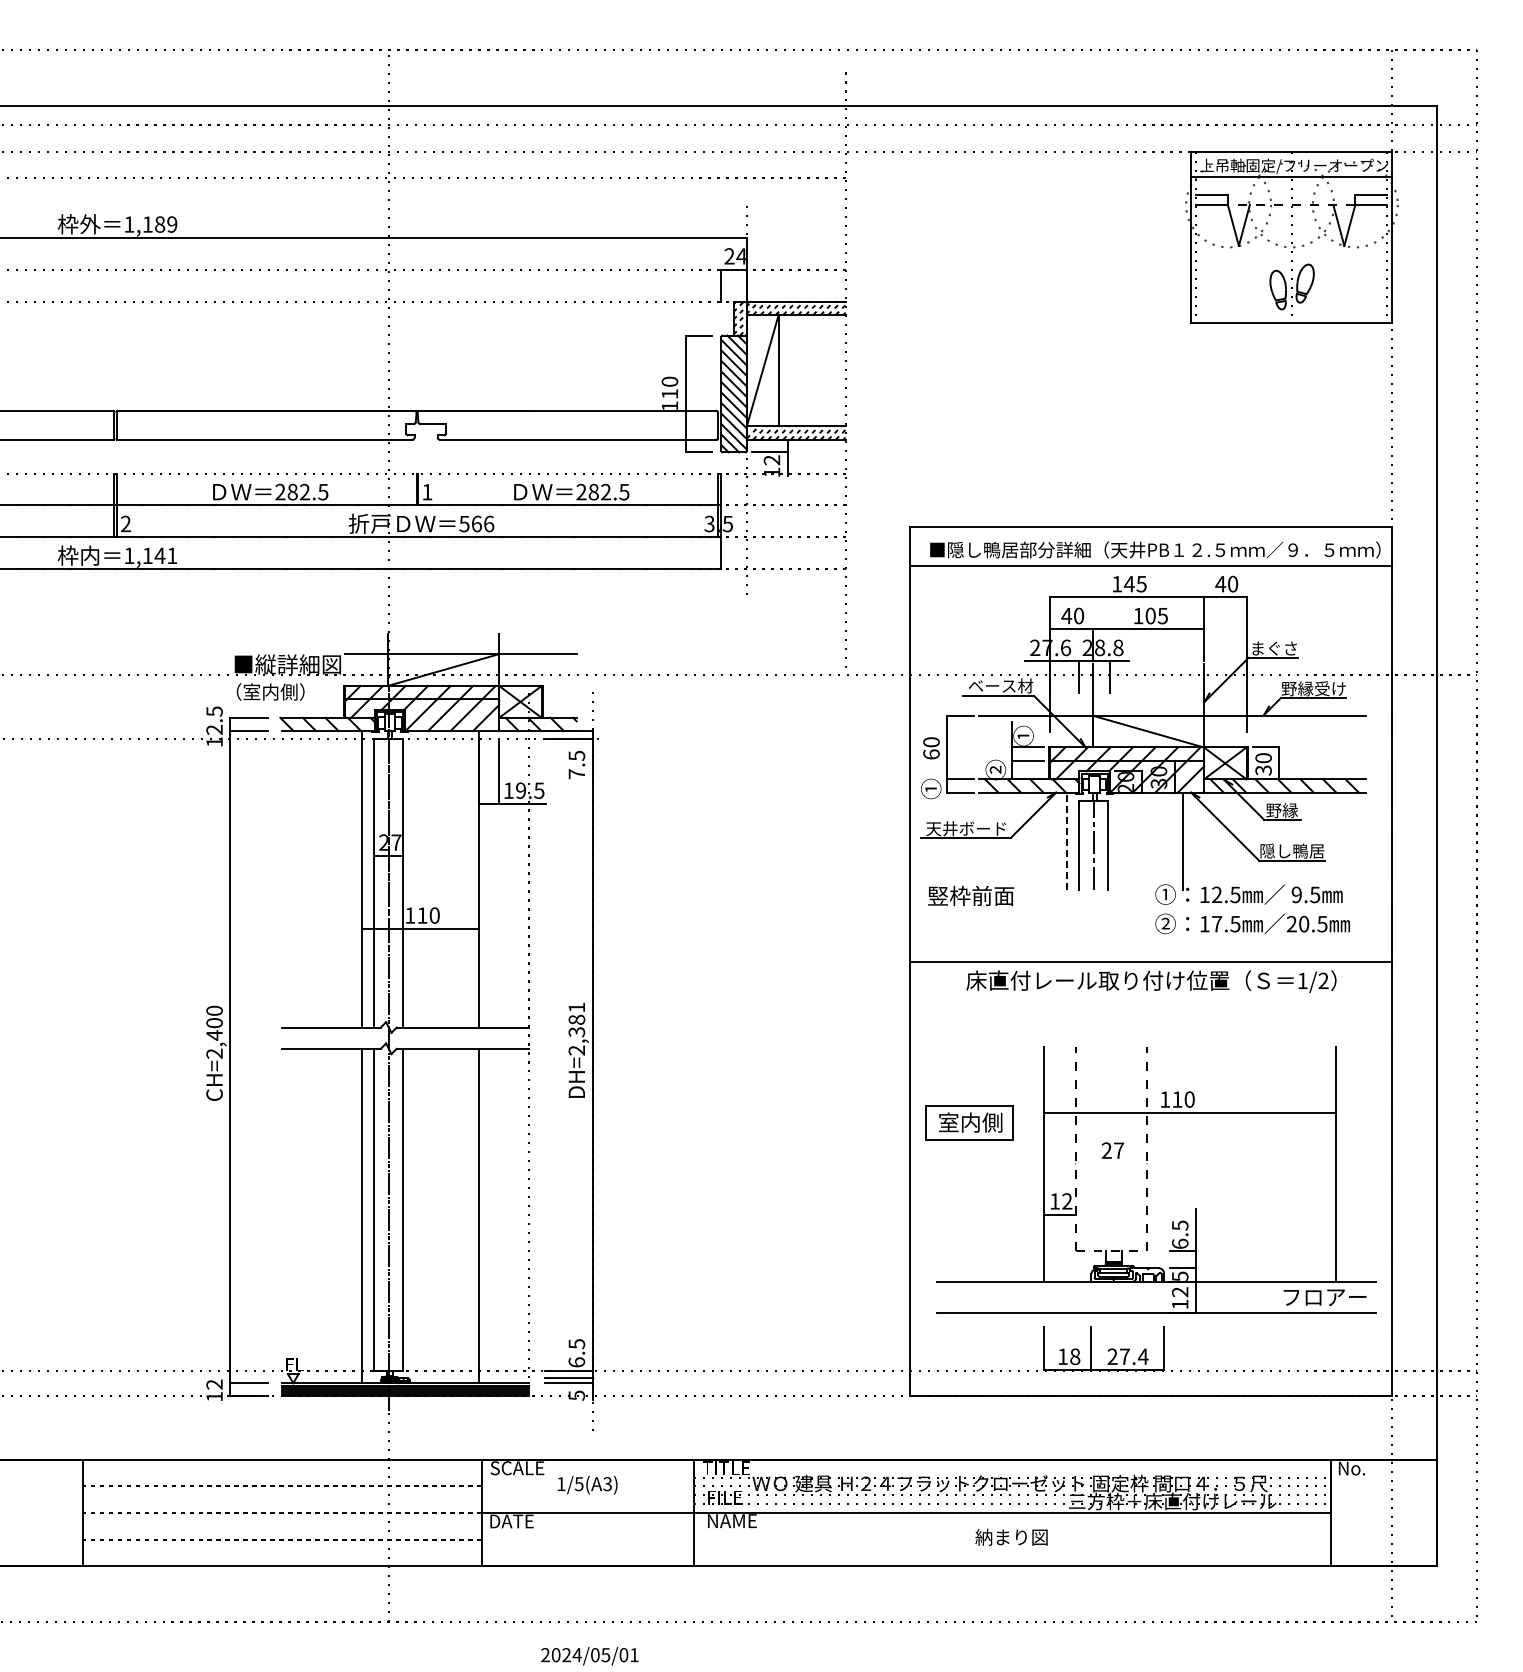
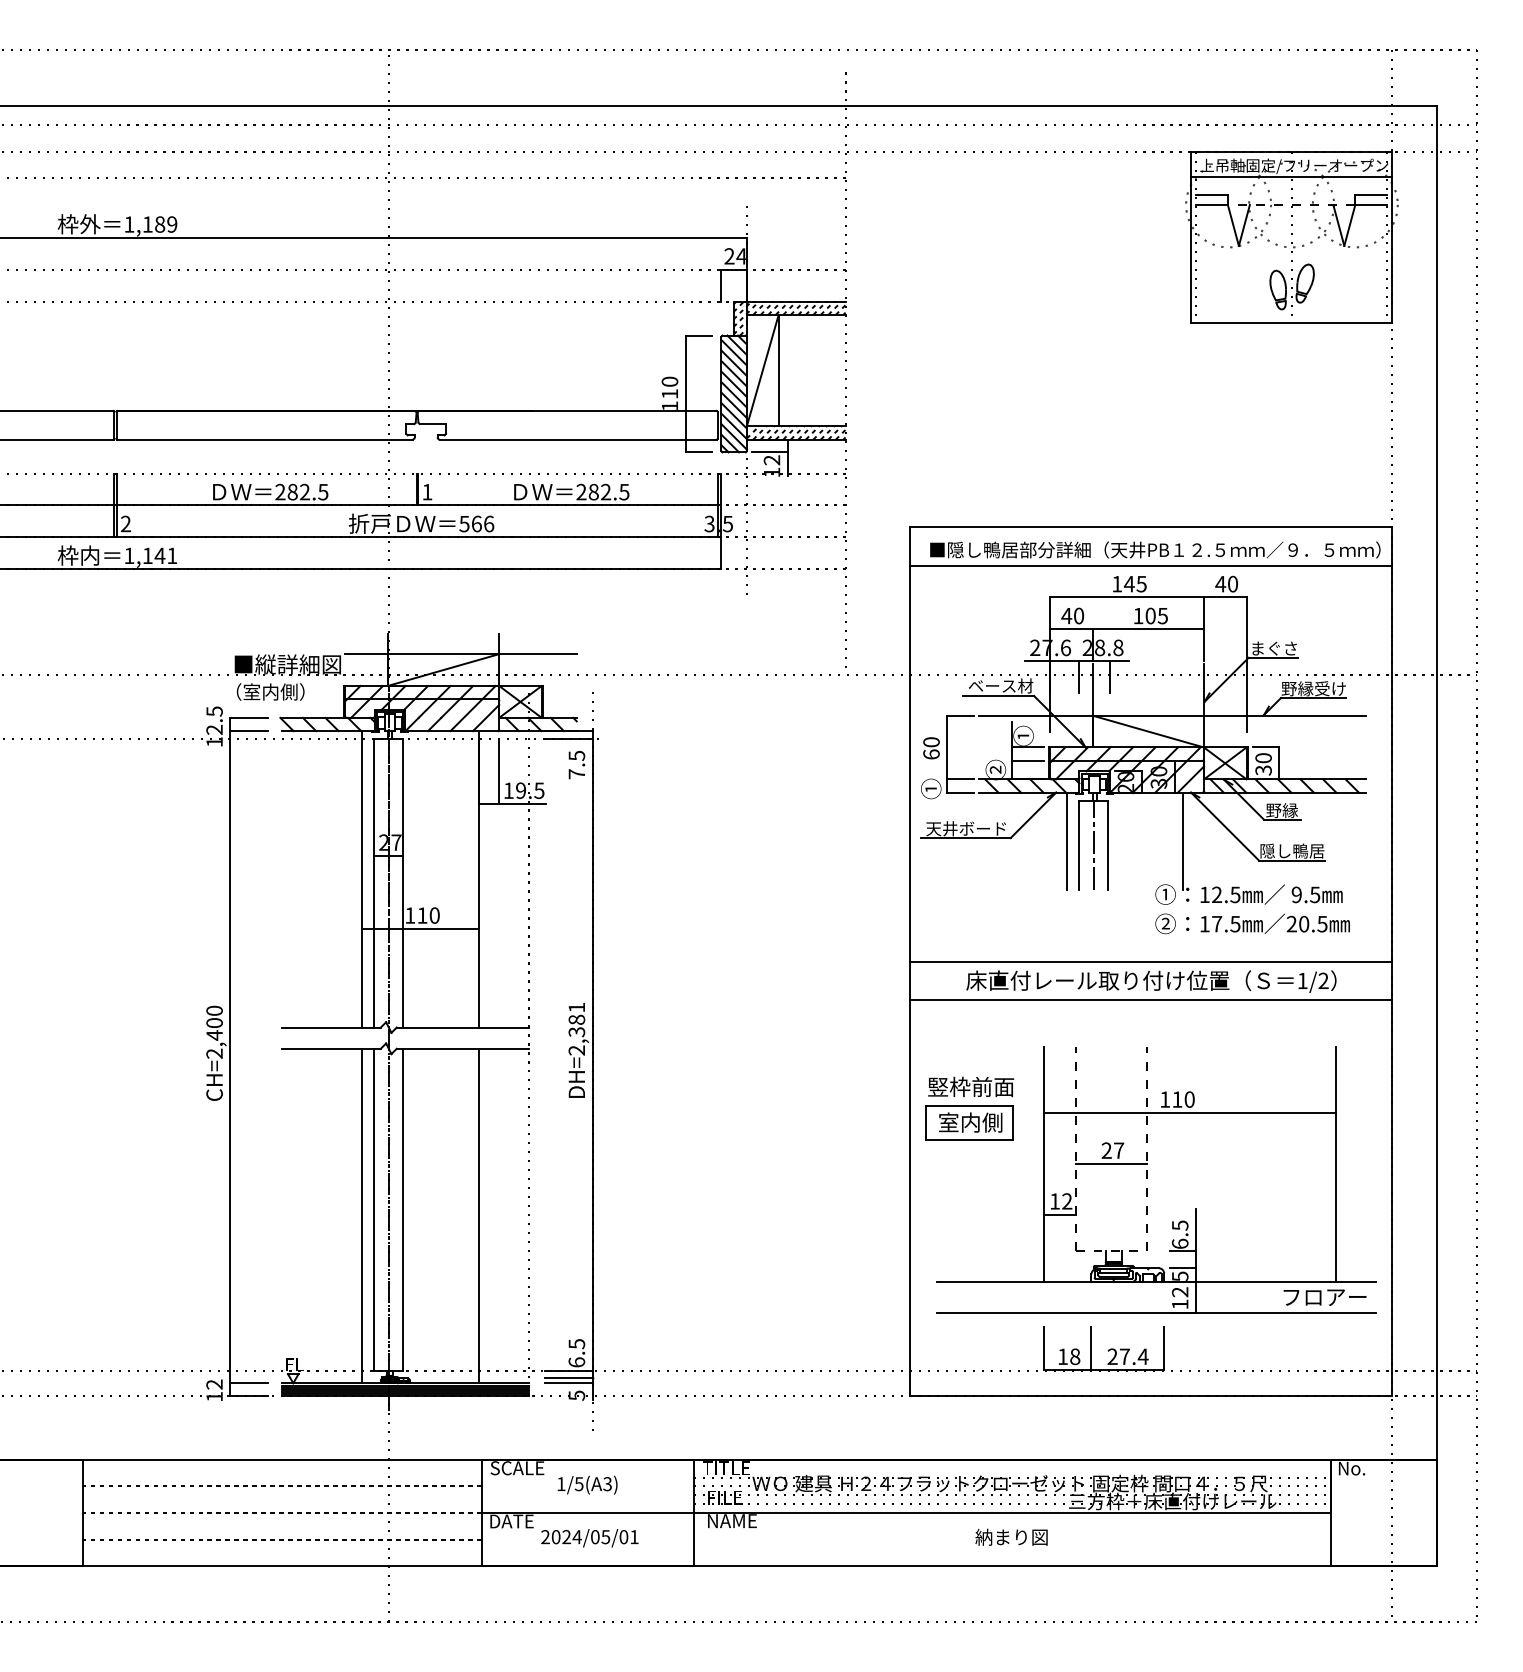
line: dashed -> solid (1066, 840)
text position: (971, 895) -> (971, 1086) (971, 1086)
line: none -> present (1151, 1000)
line: none -> present (1111, 1164)
text position: (589, 1656) -> (589, 1538) (589, 1538)
